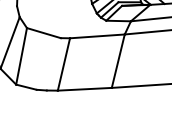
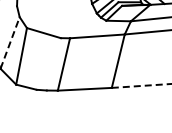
line: solid -> dashed (10, 42)
line: solid -> dashed (141, 85)
